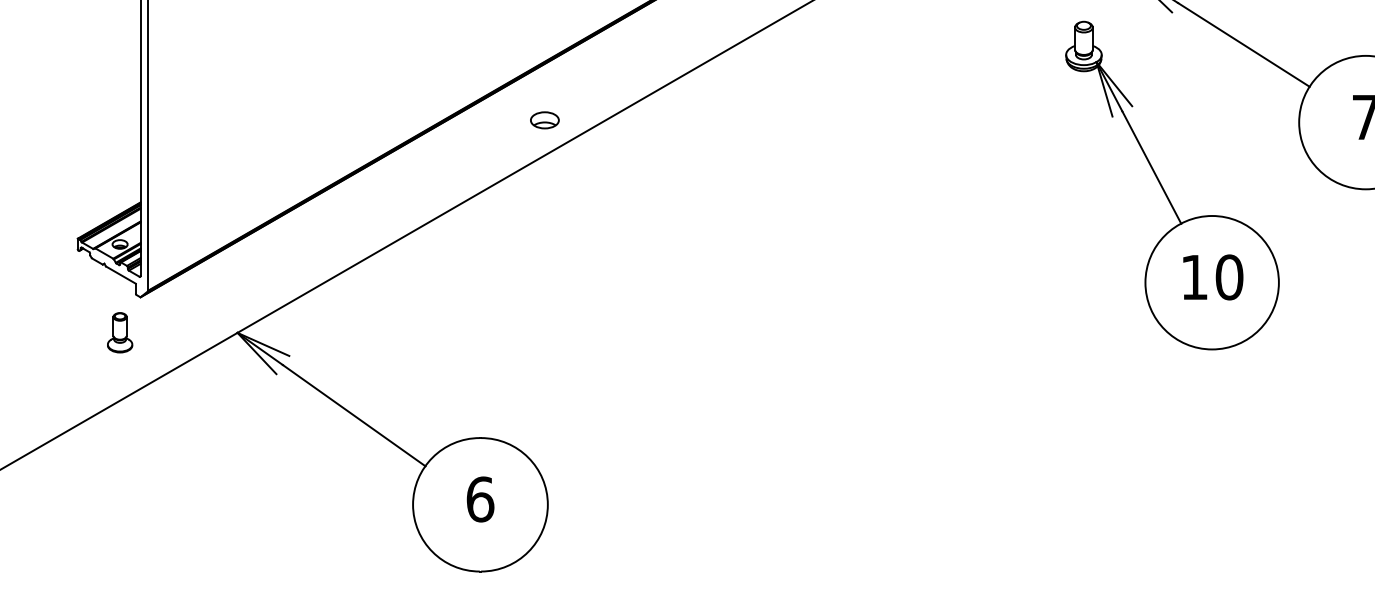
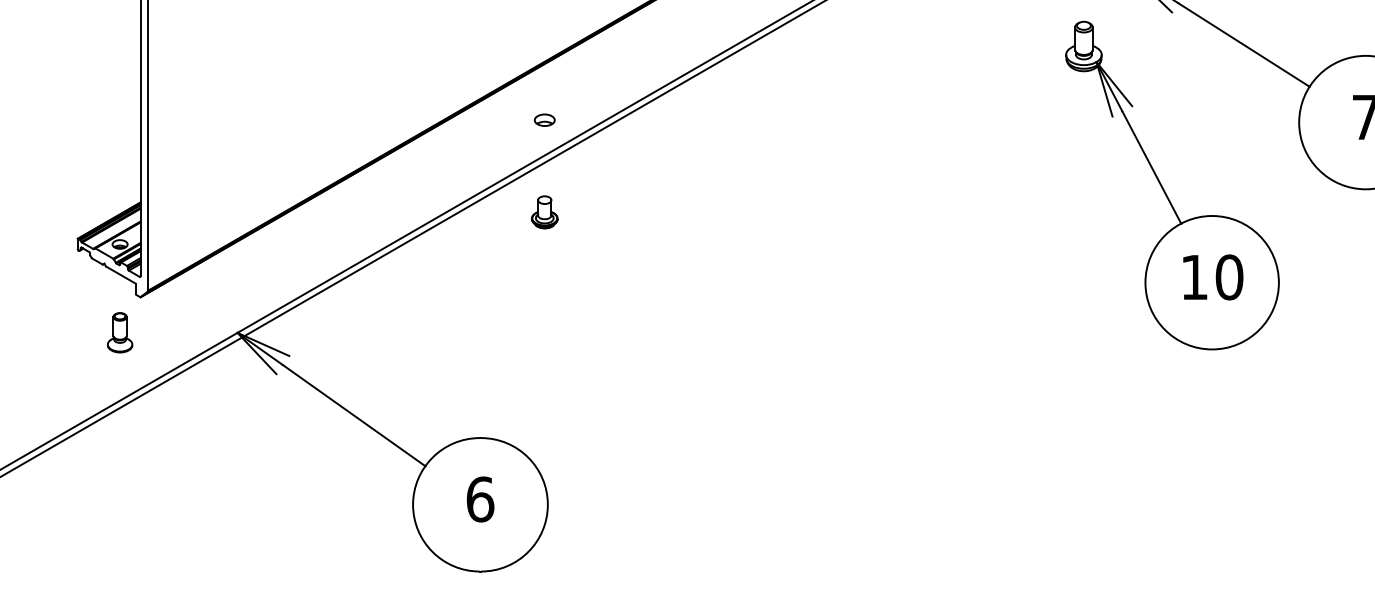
part size: 30x19 px -> 23x14 px (544, 119)
part: none -> present (544, 212)
line: none -> present (412, 238)
